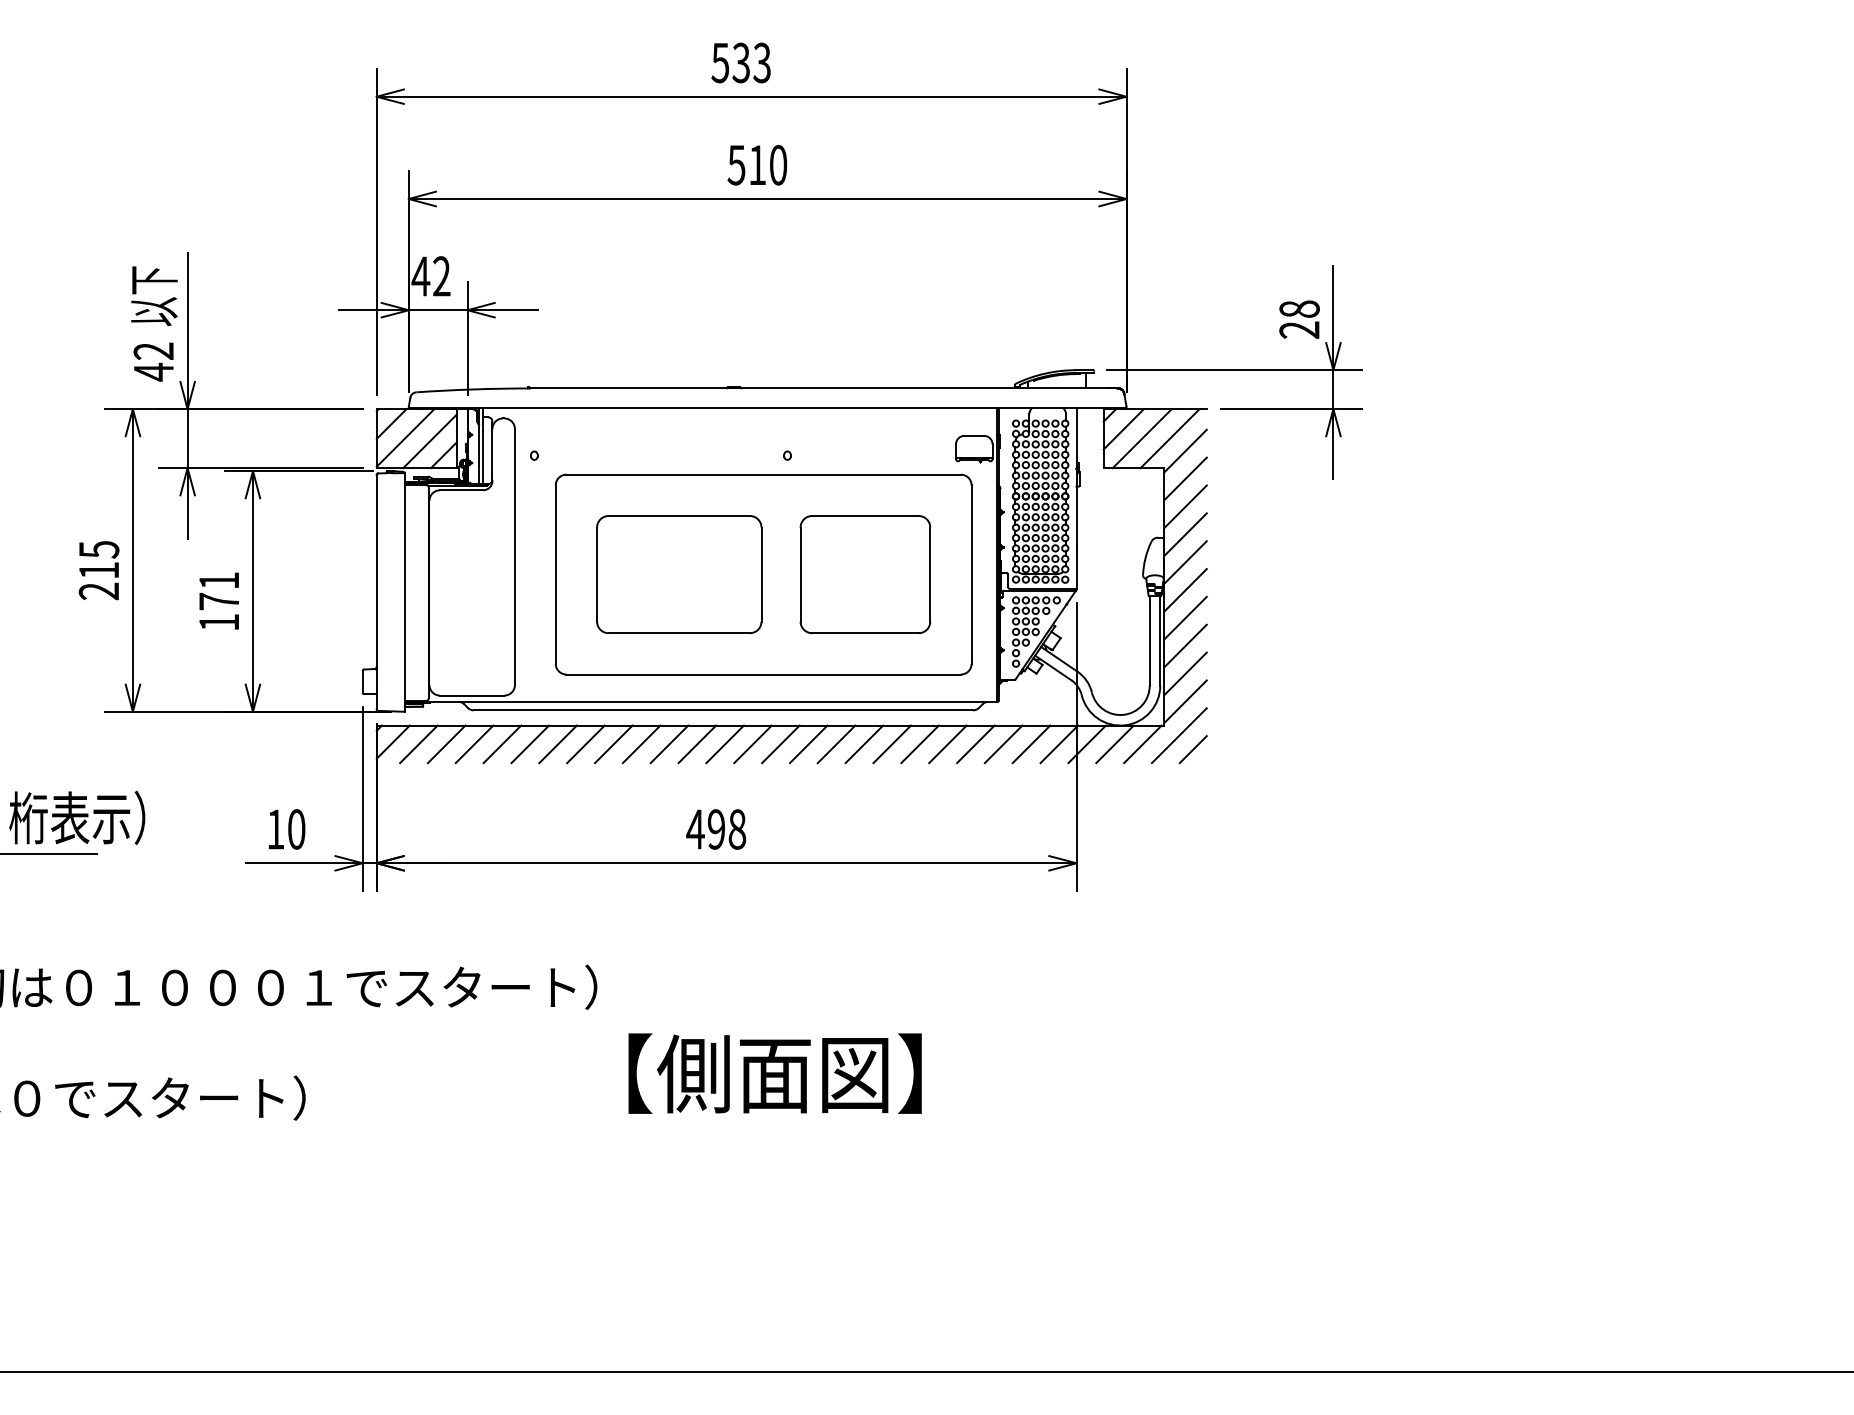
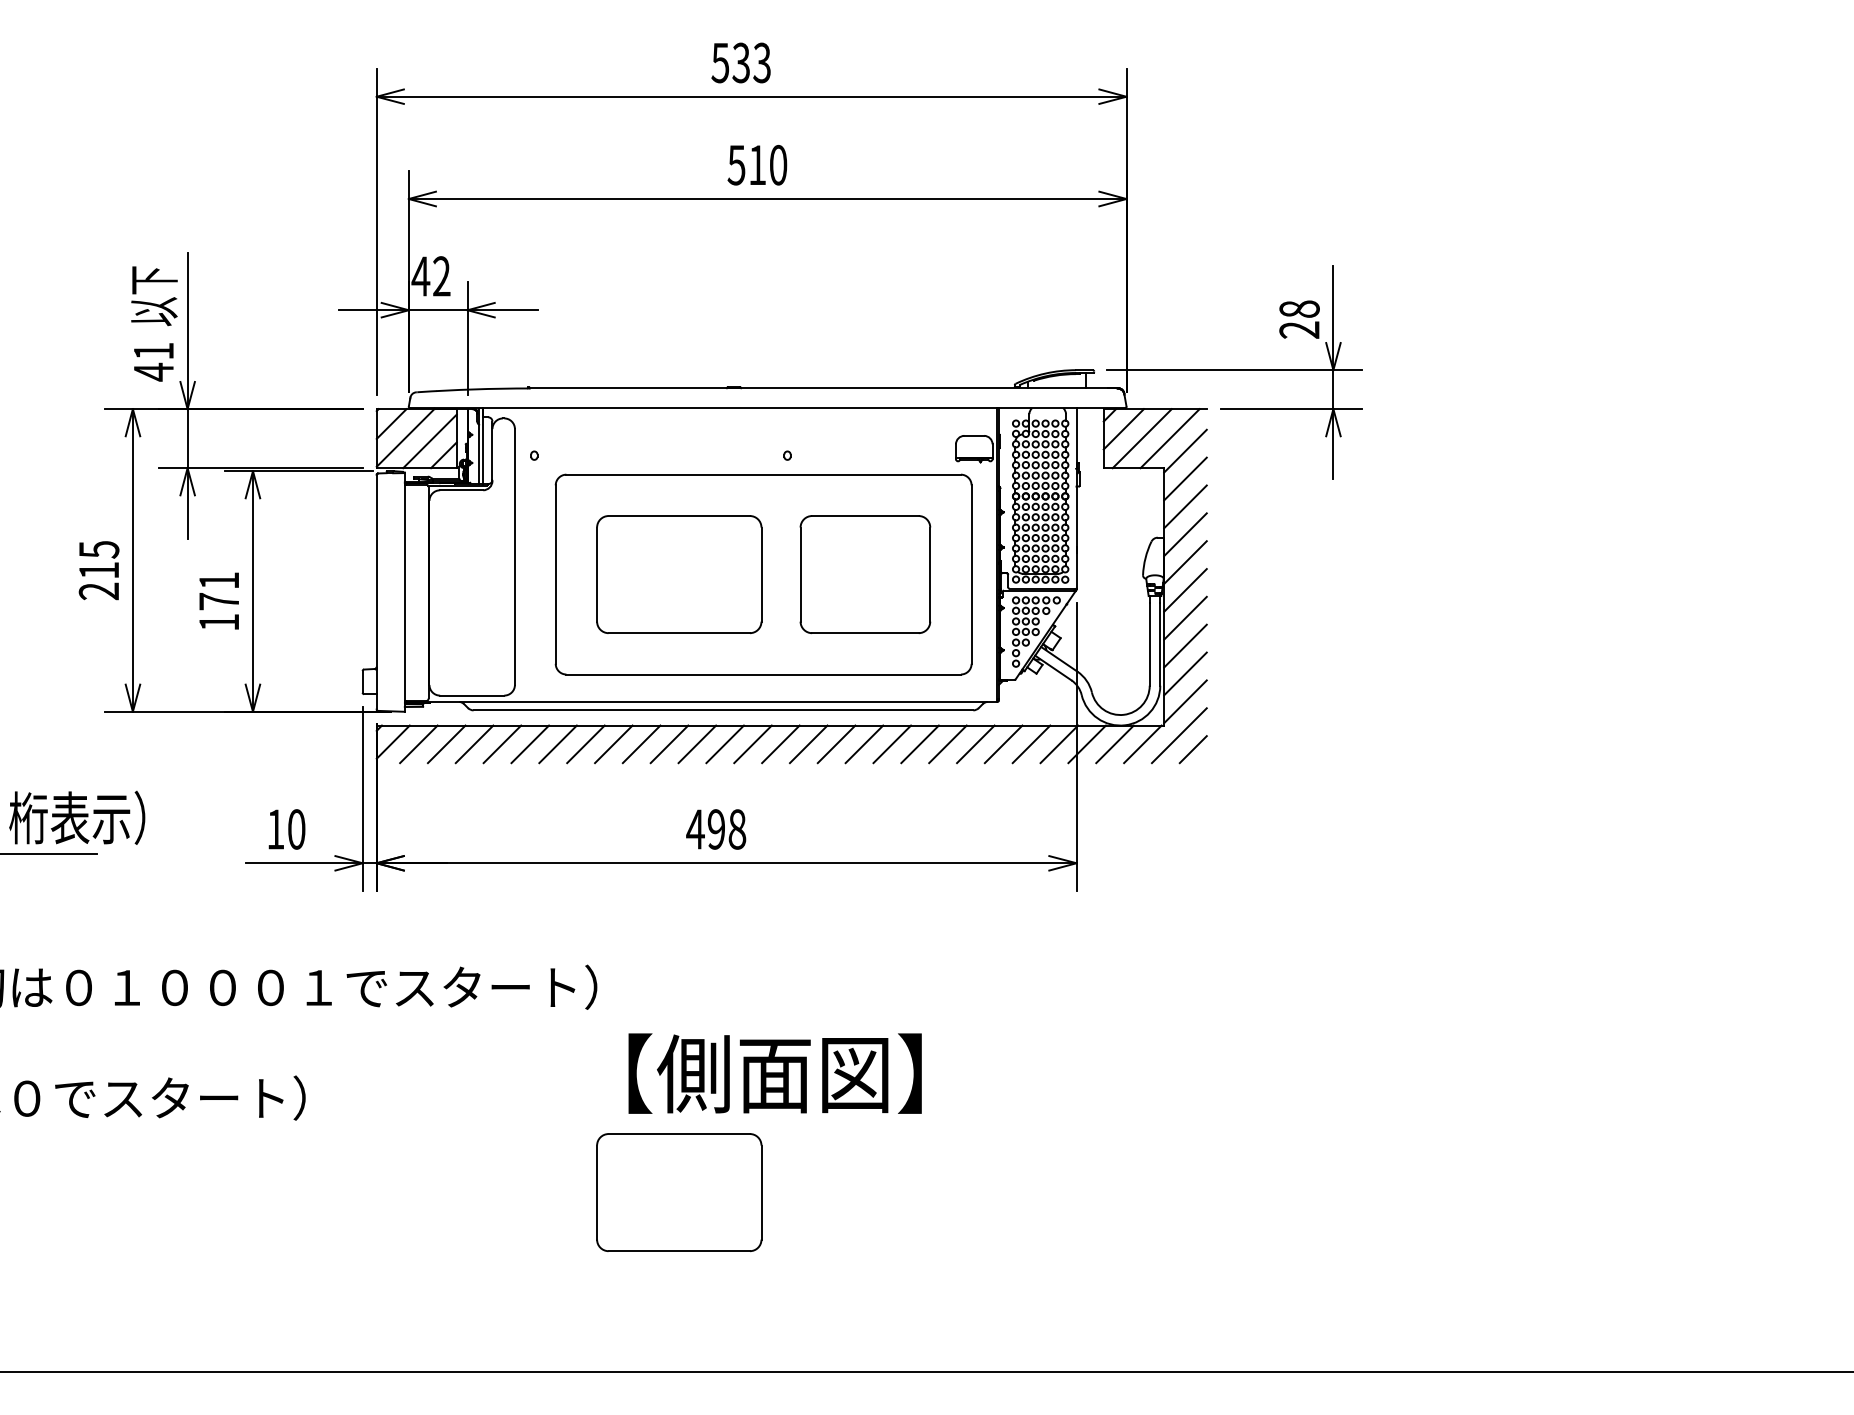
text: 42 -> 41 (153, 350)
part: none -> present (679, 1192)
